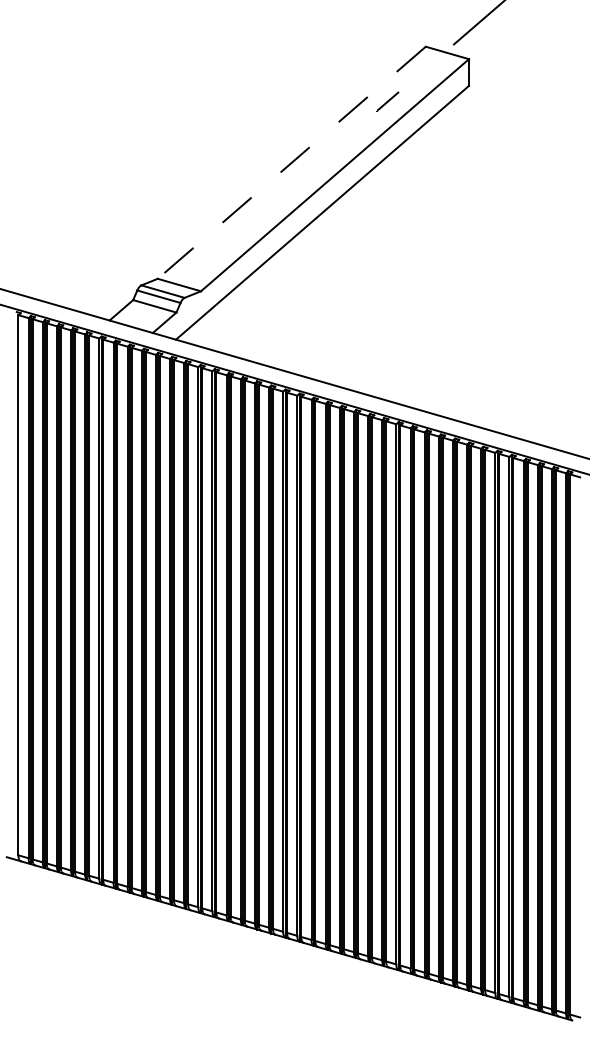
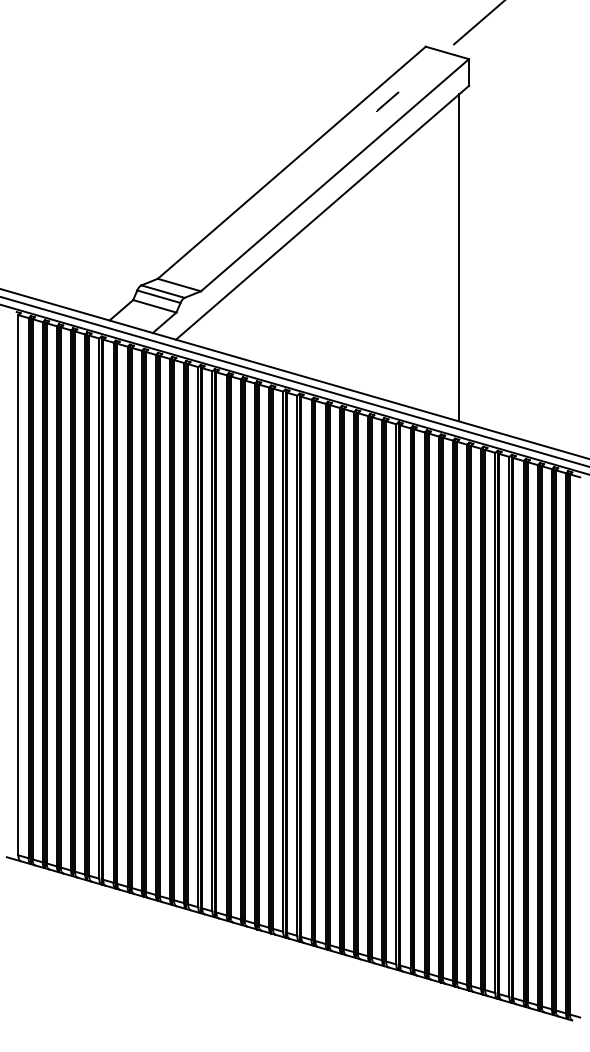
line: dashed -> solid (291, 163)
line: none -> present (459, 257)
line: none -> present (294, 381)
